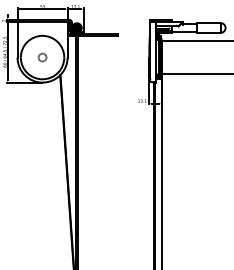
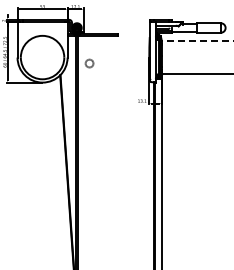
line: solid -> dashed (197, 40)
part position: (42, 57) -> (89, 63) (89, 63)
